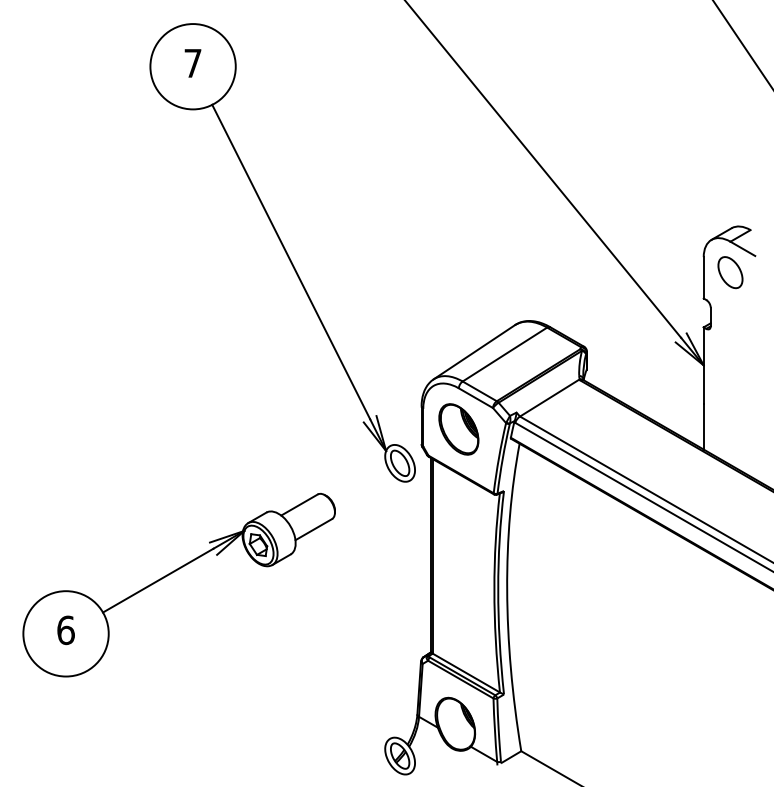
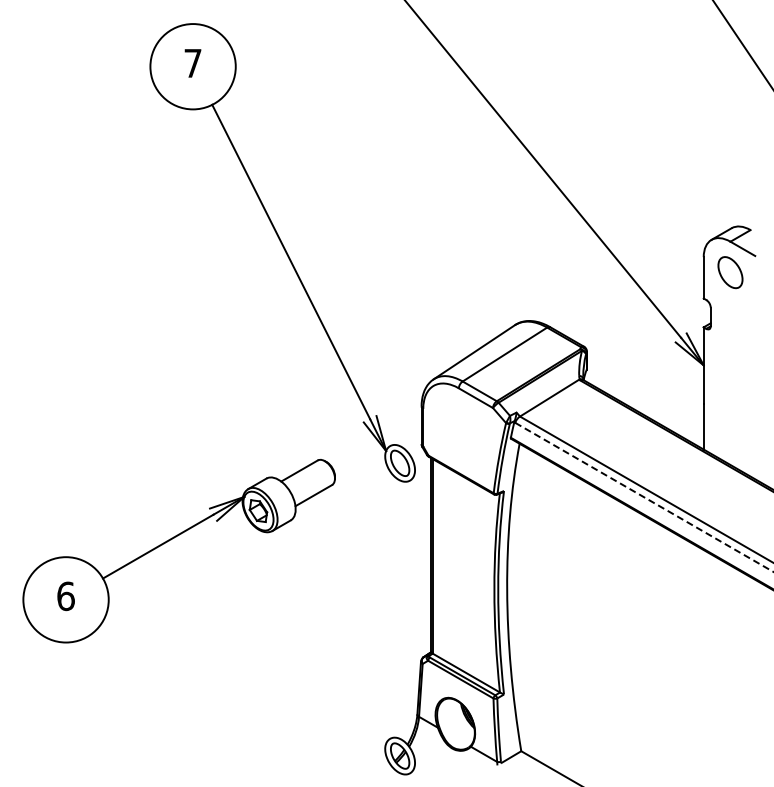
part: present -> none (458, 429)
line: solid -> dashed (644, 497)
part position: (171, 574) -> (171, 540) (171, 540)
